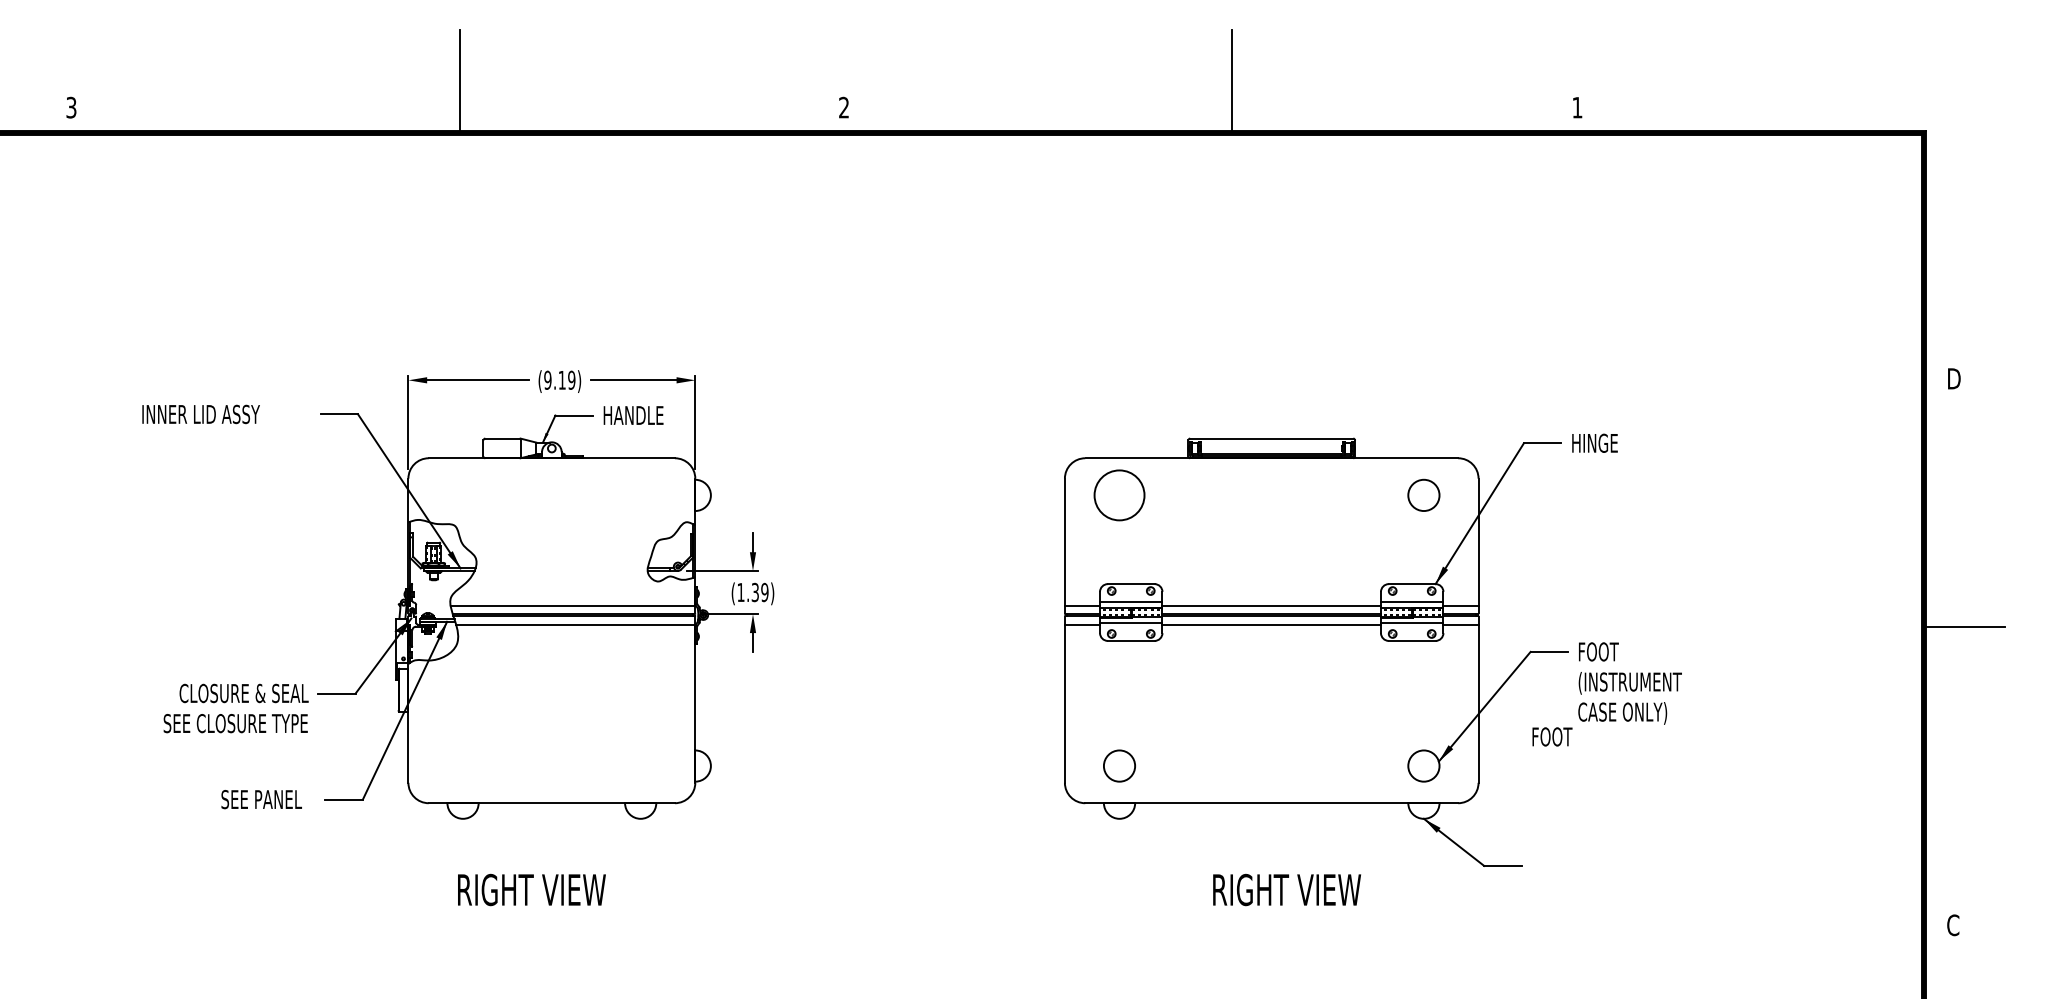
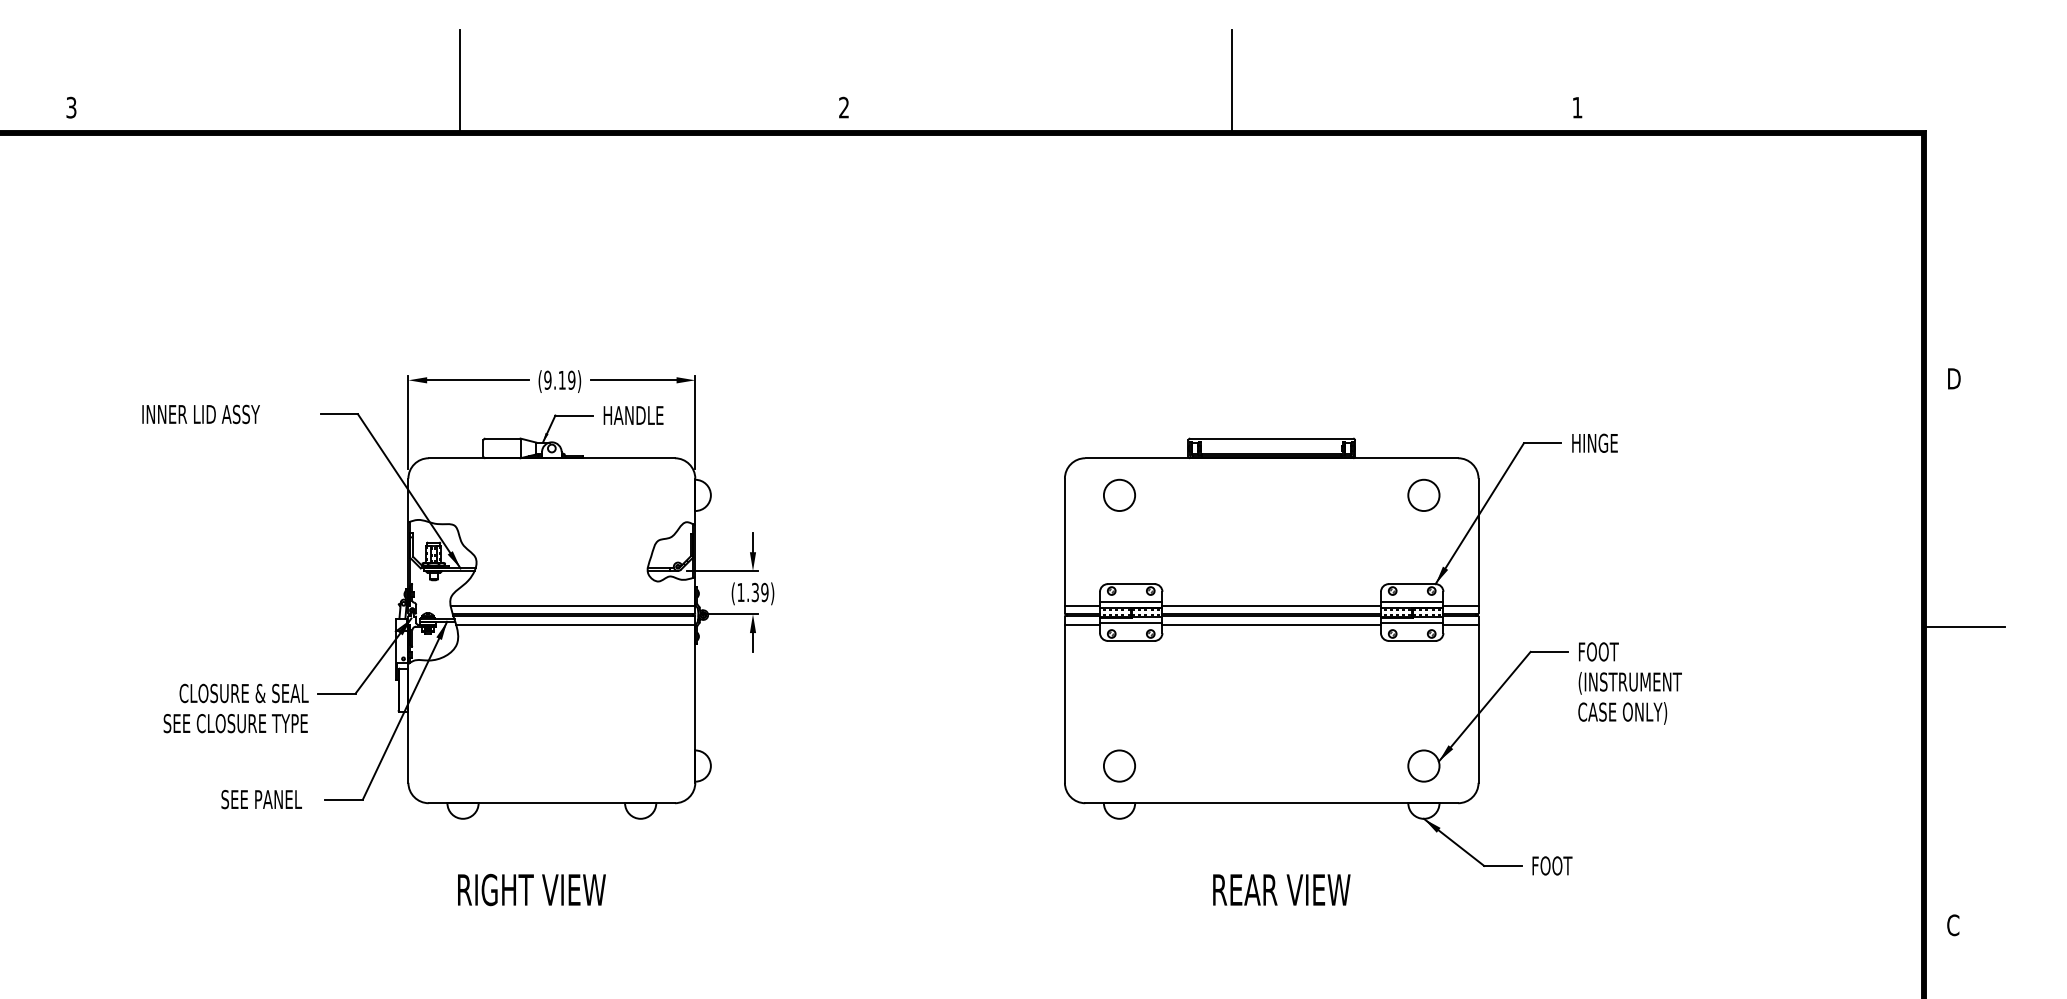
circle diameter: 50 px -> 31 px (1119, 495)
text position: (1552, 736) -> (1552, 865) (1552, 865)
text: RIGHT VIEW -> REAR VIEW (1297, 889)
